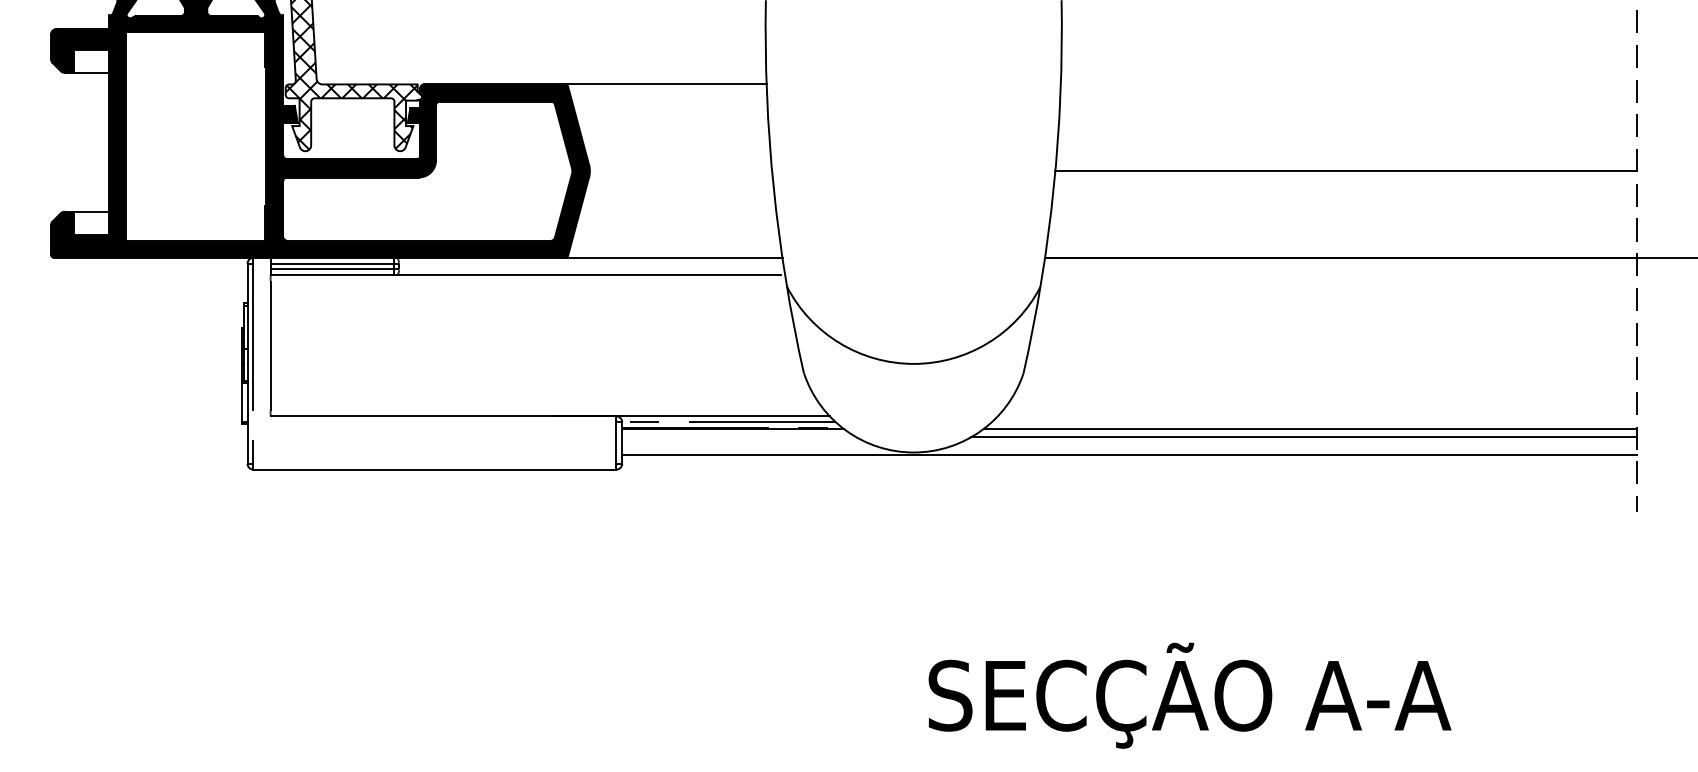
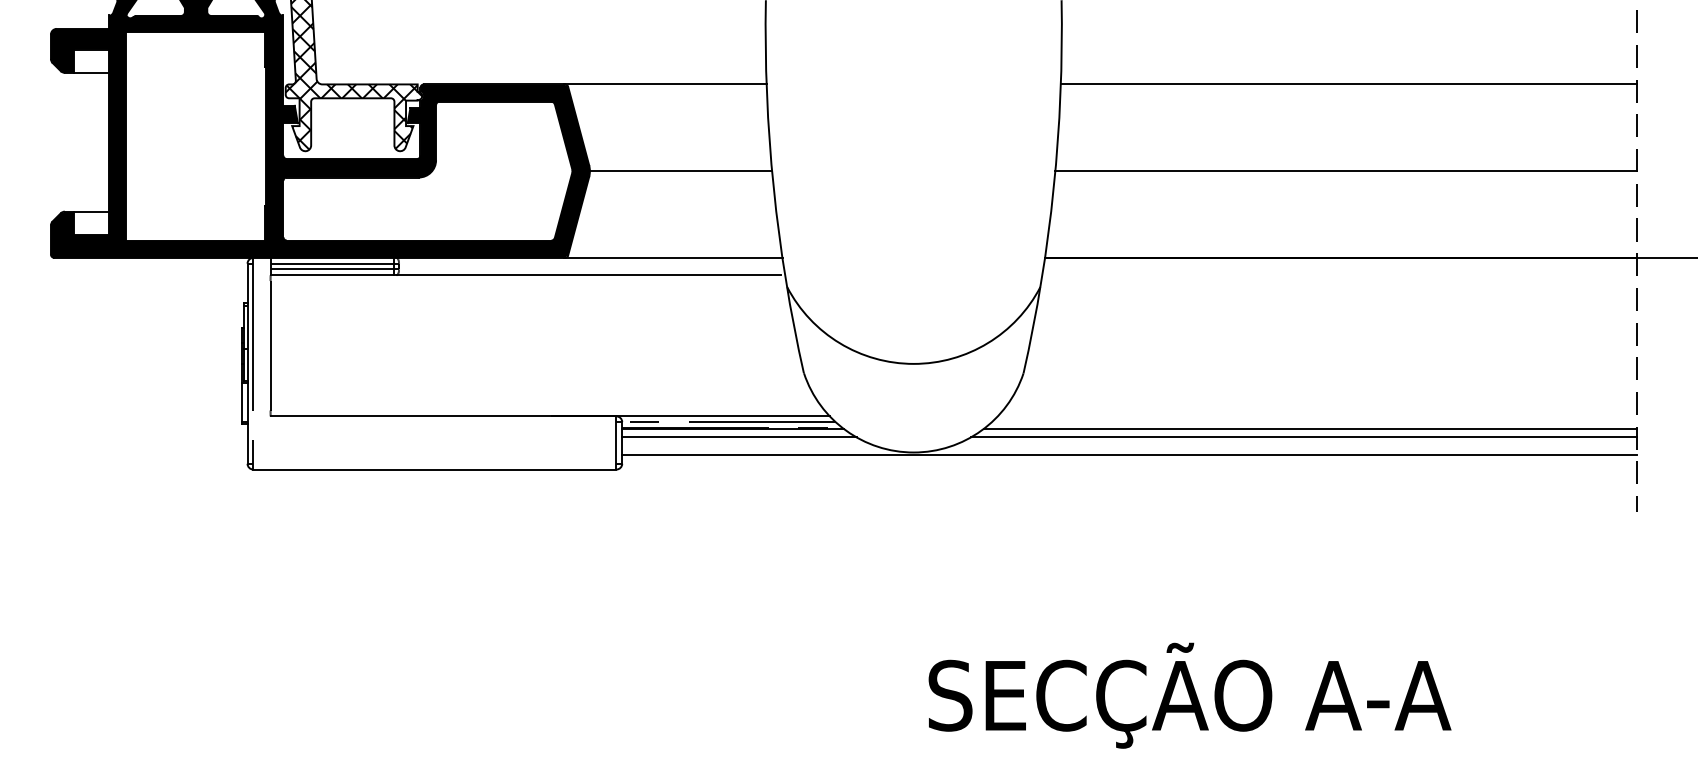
line: none -> present (1348, 84)
line: none -> present (680, 171)
line: none -> present (739, 437)
